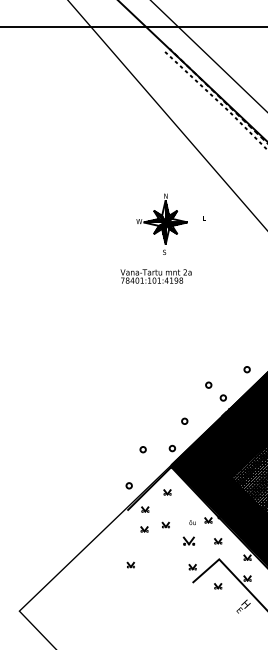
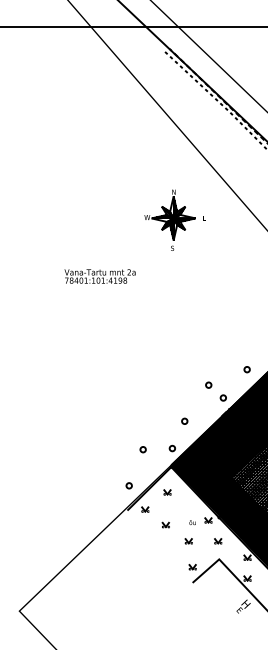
part position: (161, 223) -> (169, 219) (169, 219)
text position: (155, 276) -> (99, 276) (99, 276)
part: present -> none (144, 529)
part size: 14x10 px -> 9x7 px (188, 541)
part: present -> none (130, 564)
part: present -> none (218, 586)
